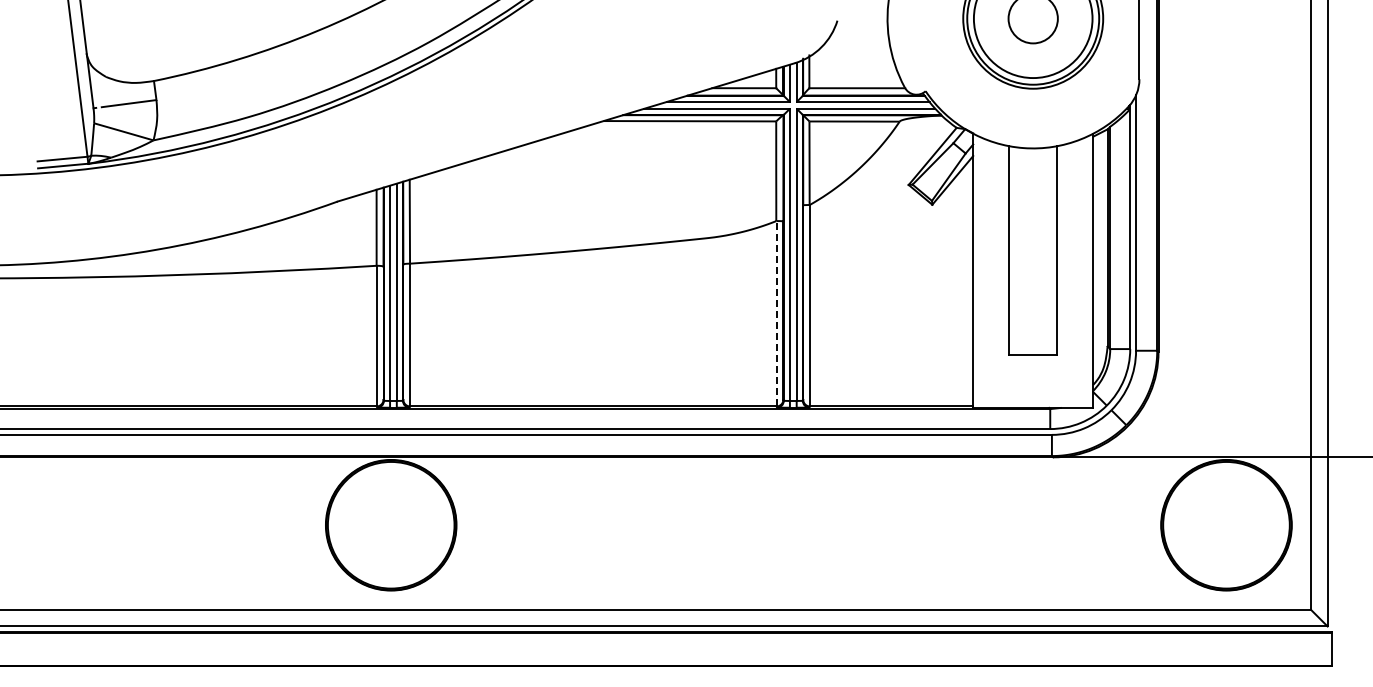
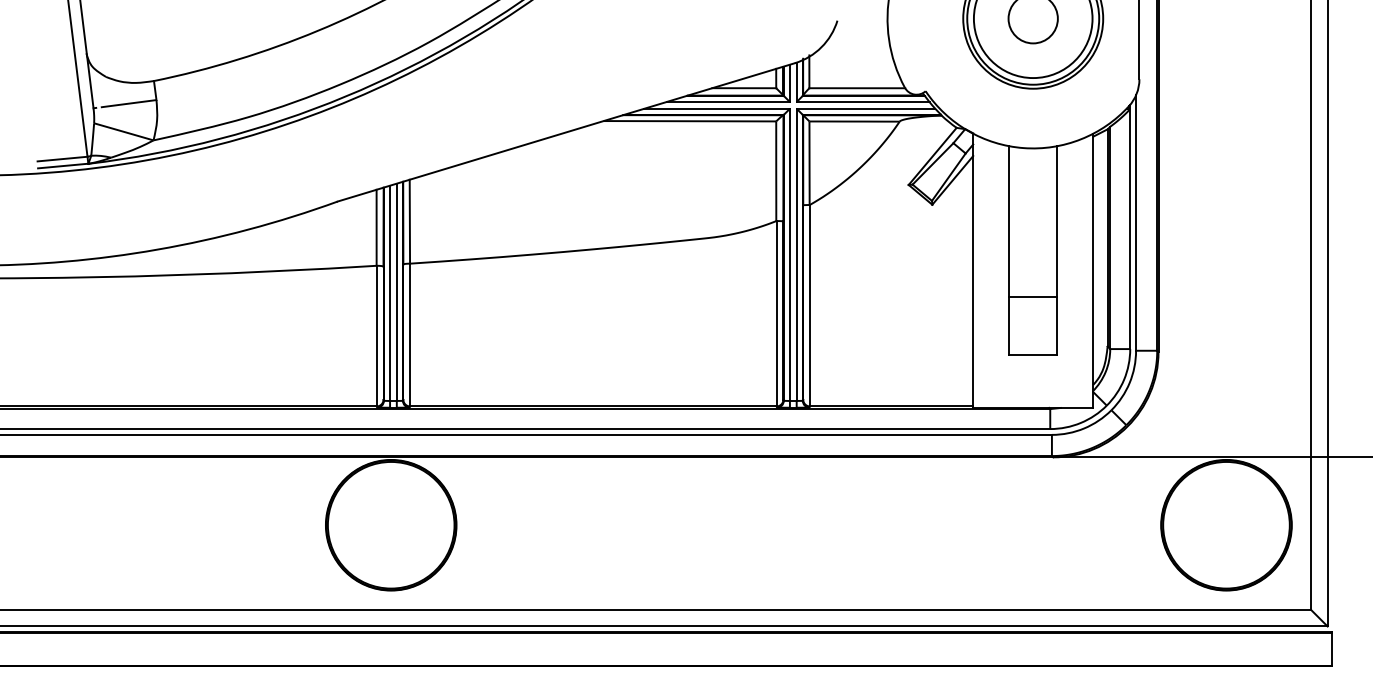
line: none -> present (1033, 297)
line: dashed -> solid (776, 313)
